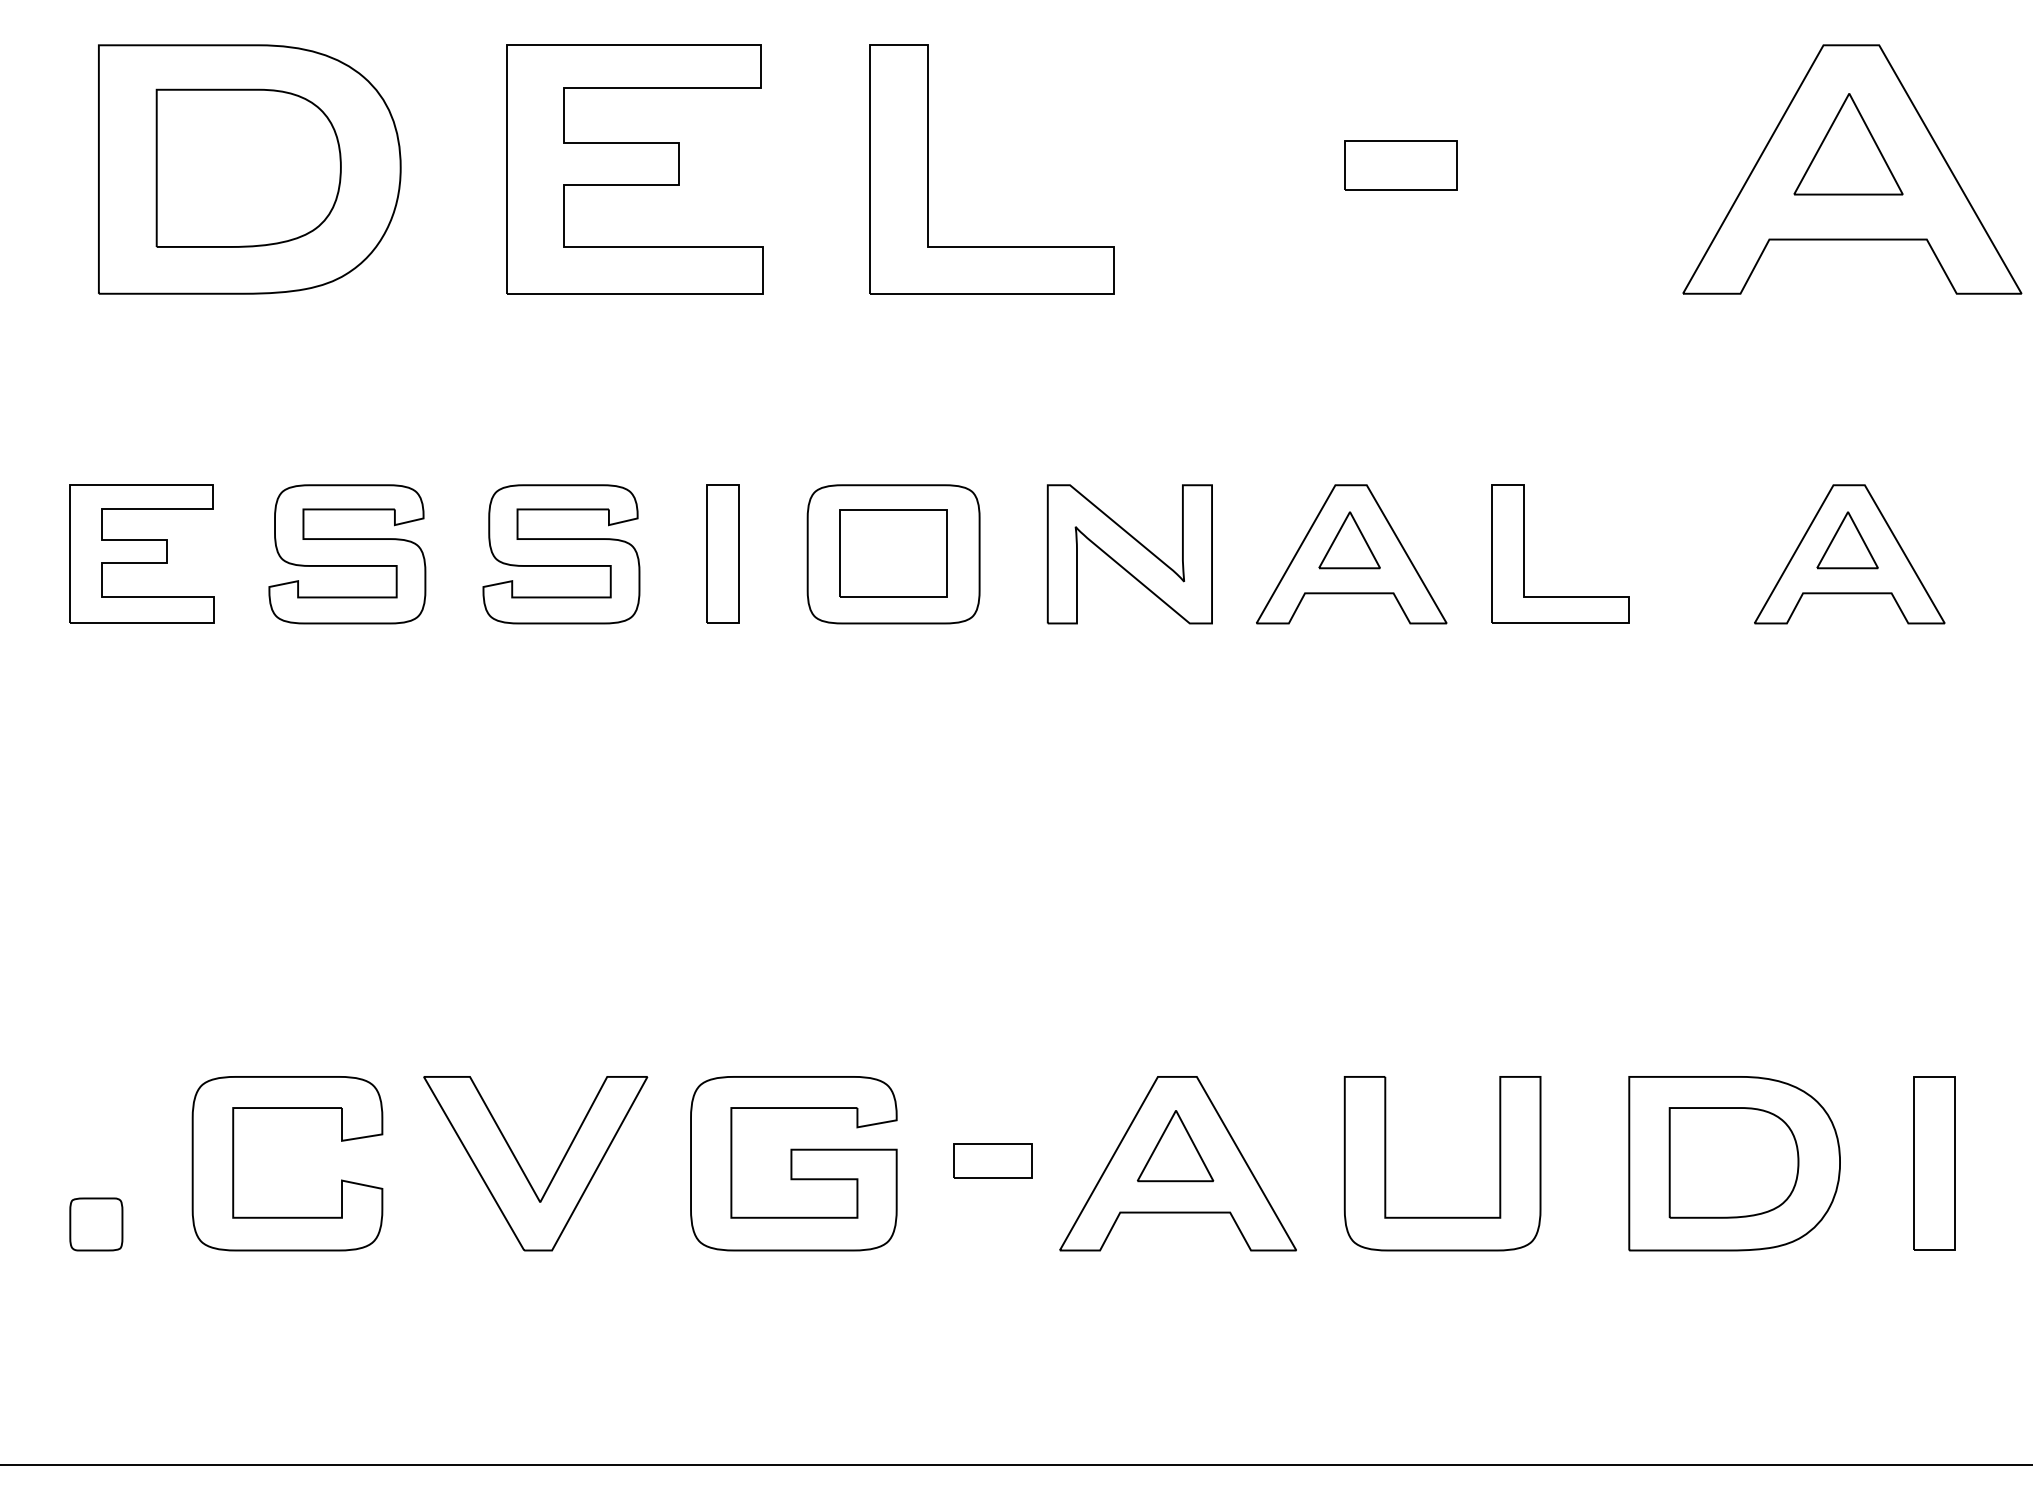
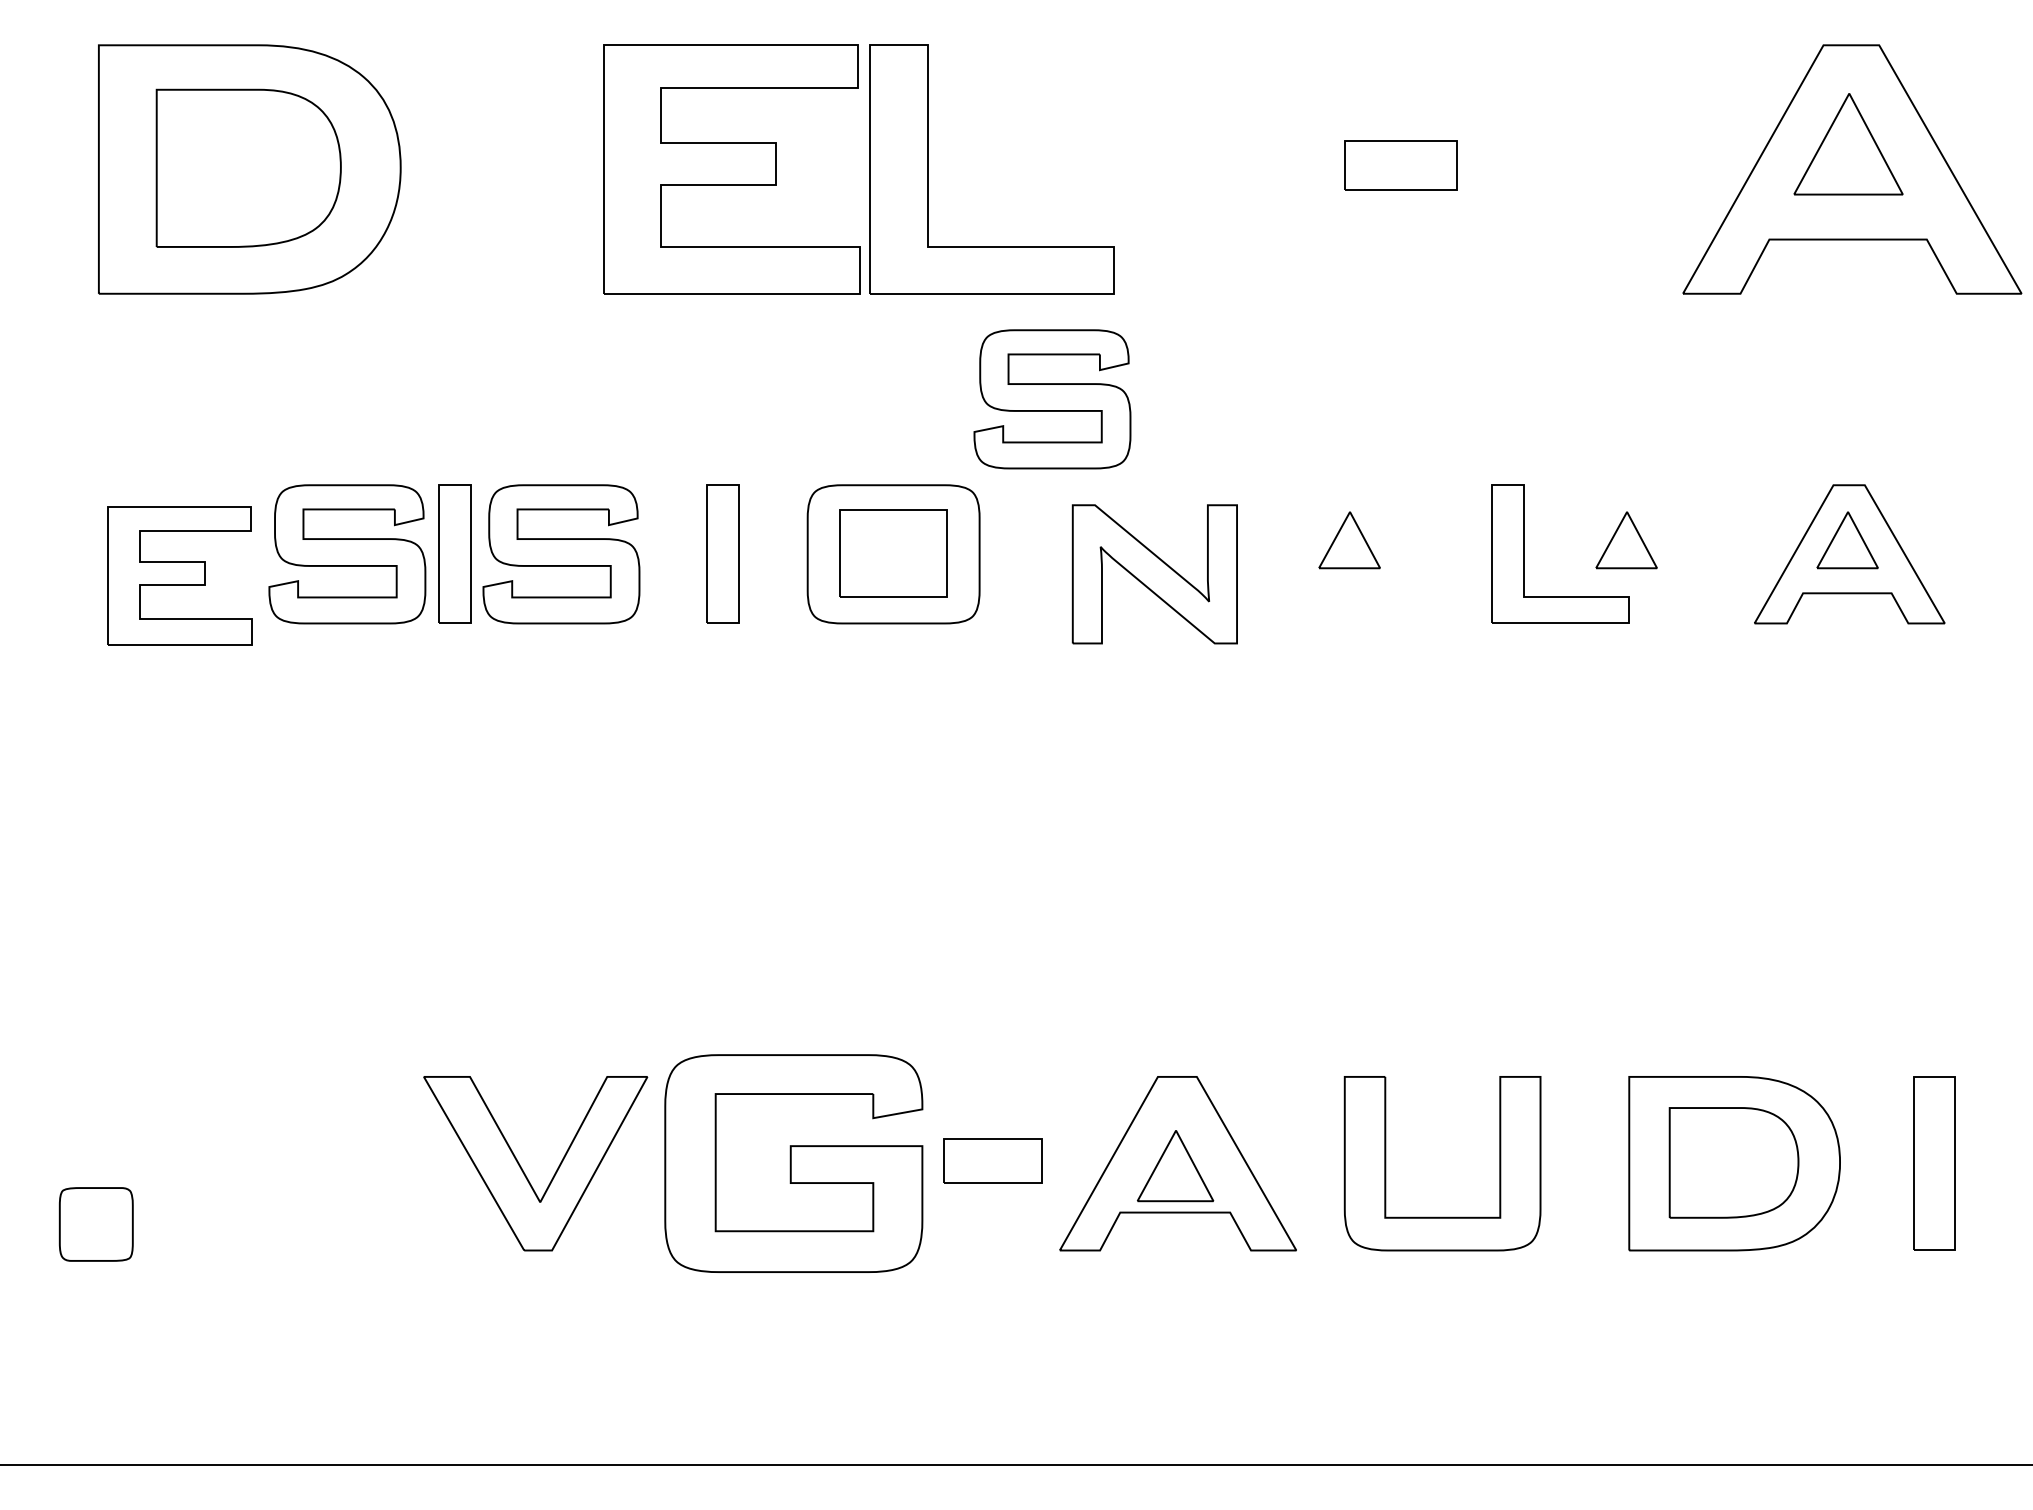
part position: (634, 169) -> (731, 169) (731, 169)
part: none -> present (1052, 399)
part: none -> present (1626, 540)
part position: (141, 553) -> (179, 575) (179, 575)
part: none -> present (454, 553)
part position: (1129, 554) -> (1154, 574) (1154, 574)
part: present -> none (1351, 554)
part position: (1175, 1146) -> (1175, 1166) (1175, 1166)
part size: 80x36 px -> 100x46 px (992, 1160)
part: present -> none (234, 1163)
part size: 208x176 px -> 260x219 px (793, 1163)
part size: 55x55 px -> 76x75 px (95, 1224)
